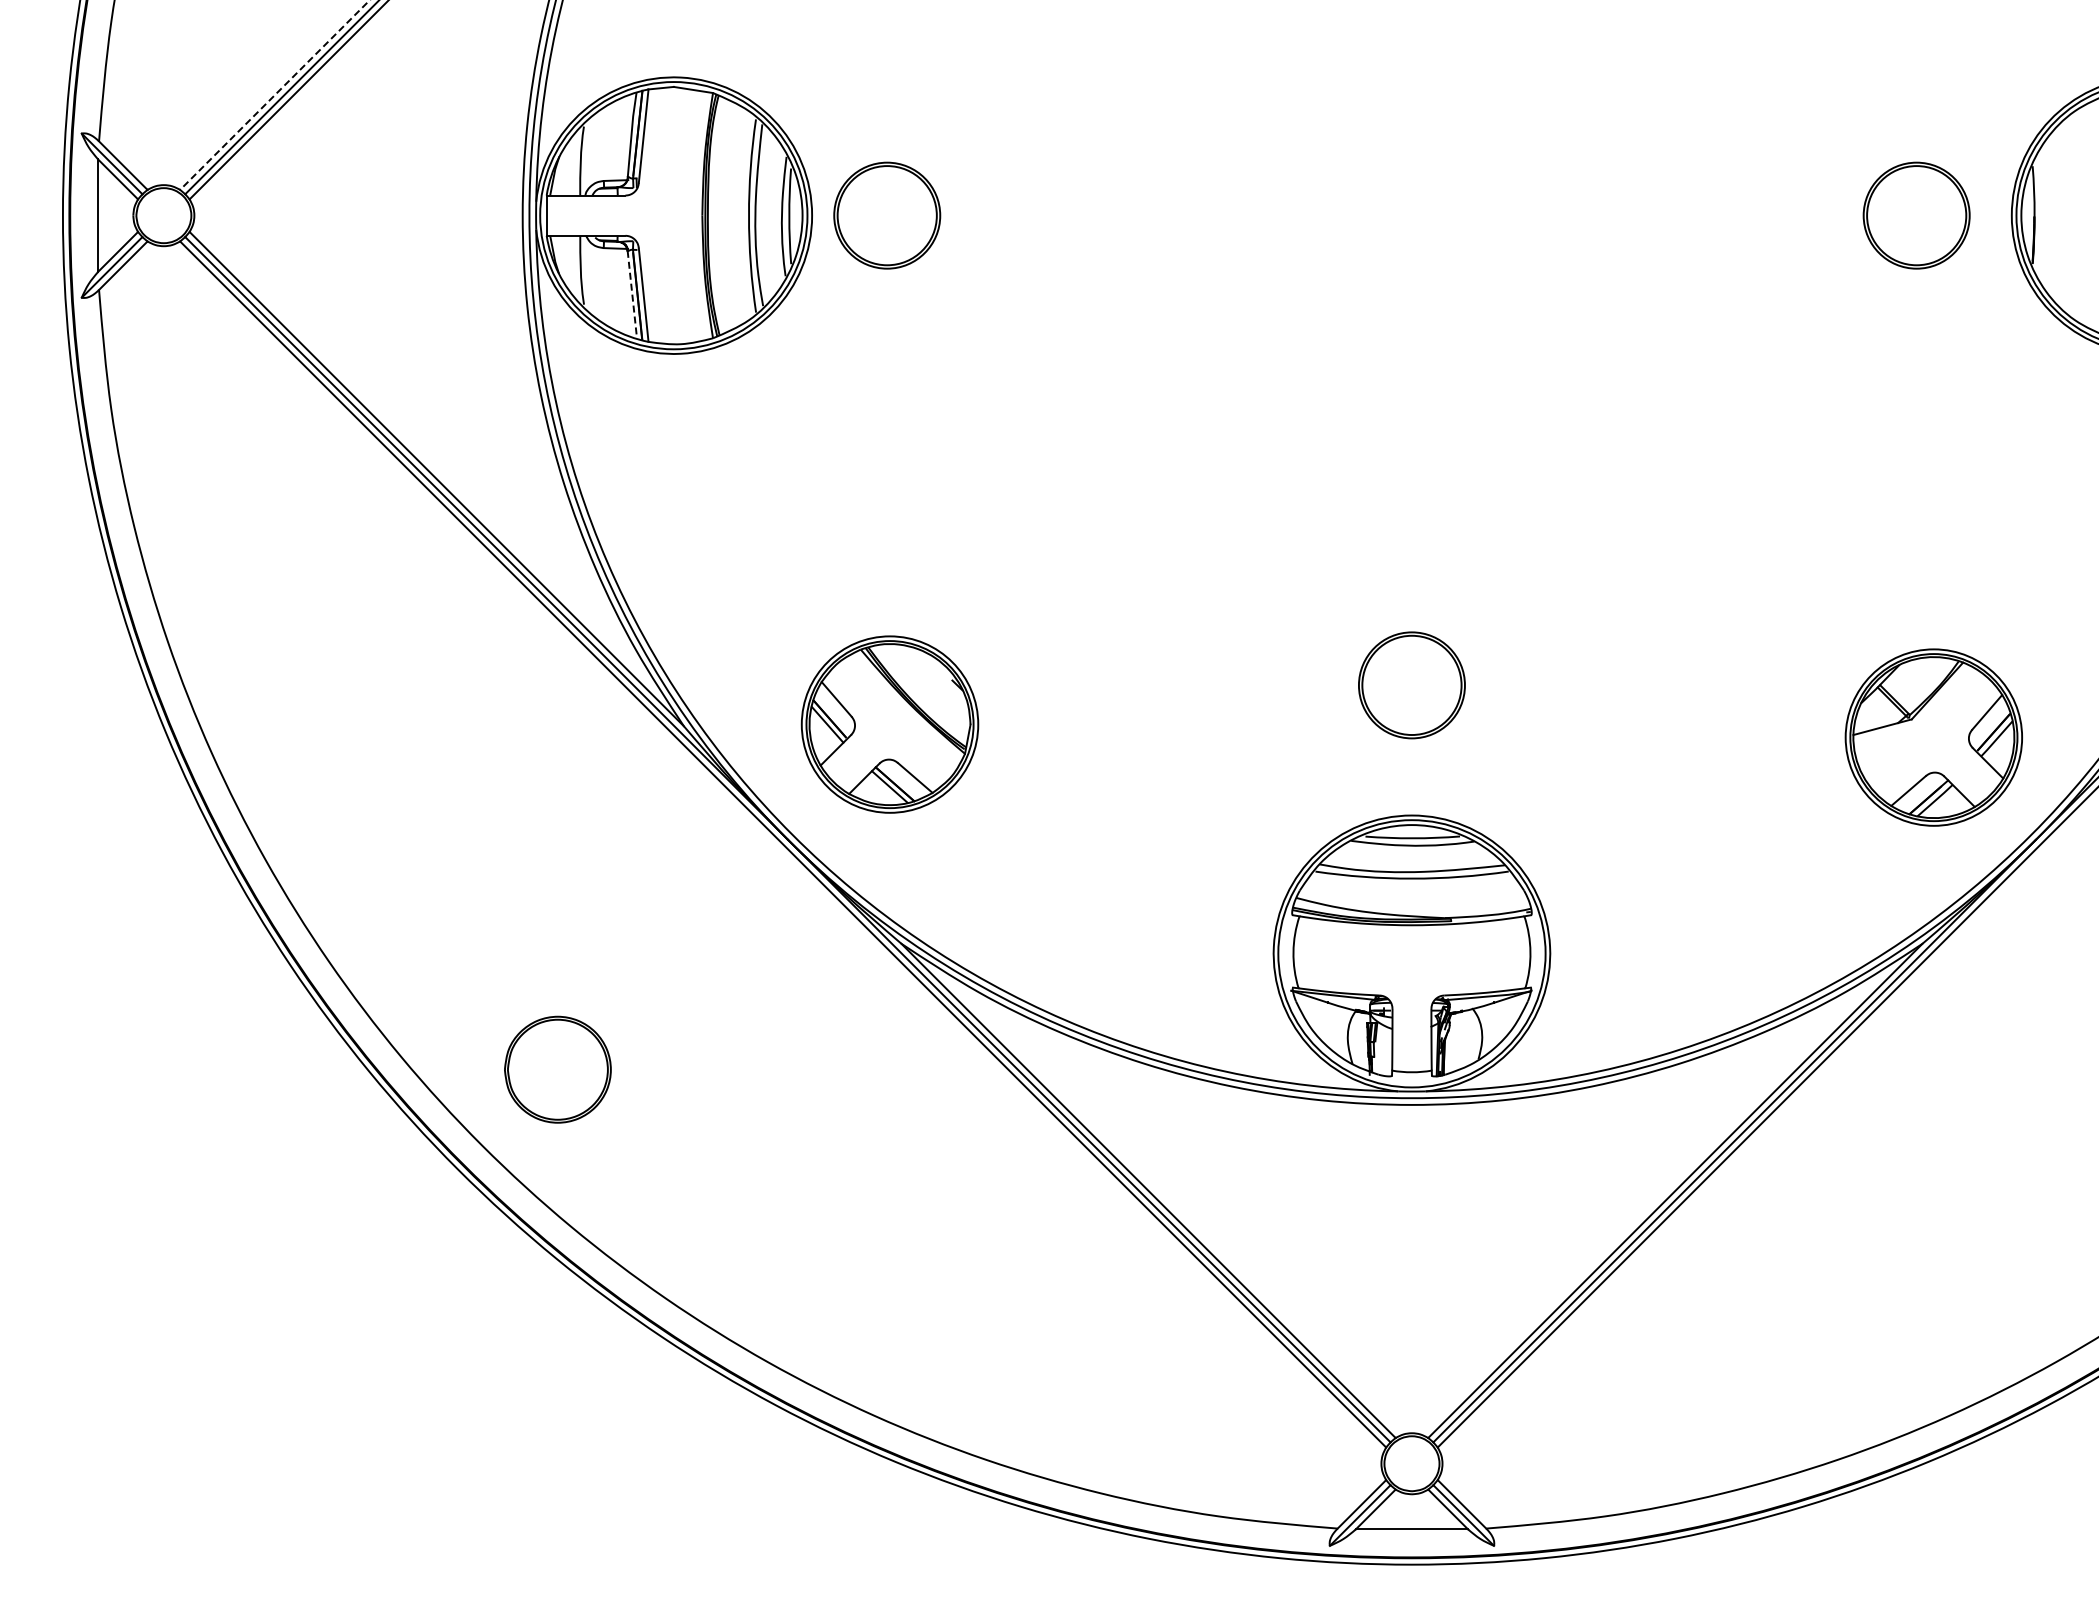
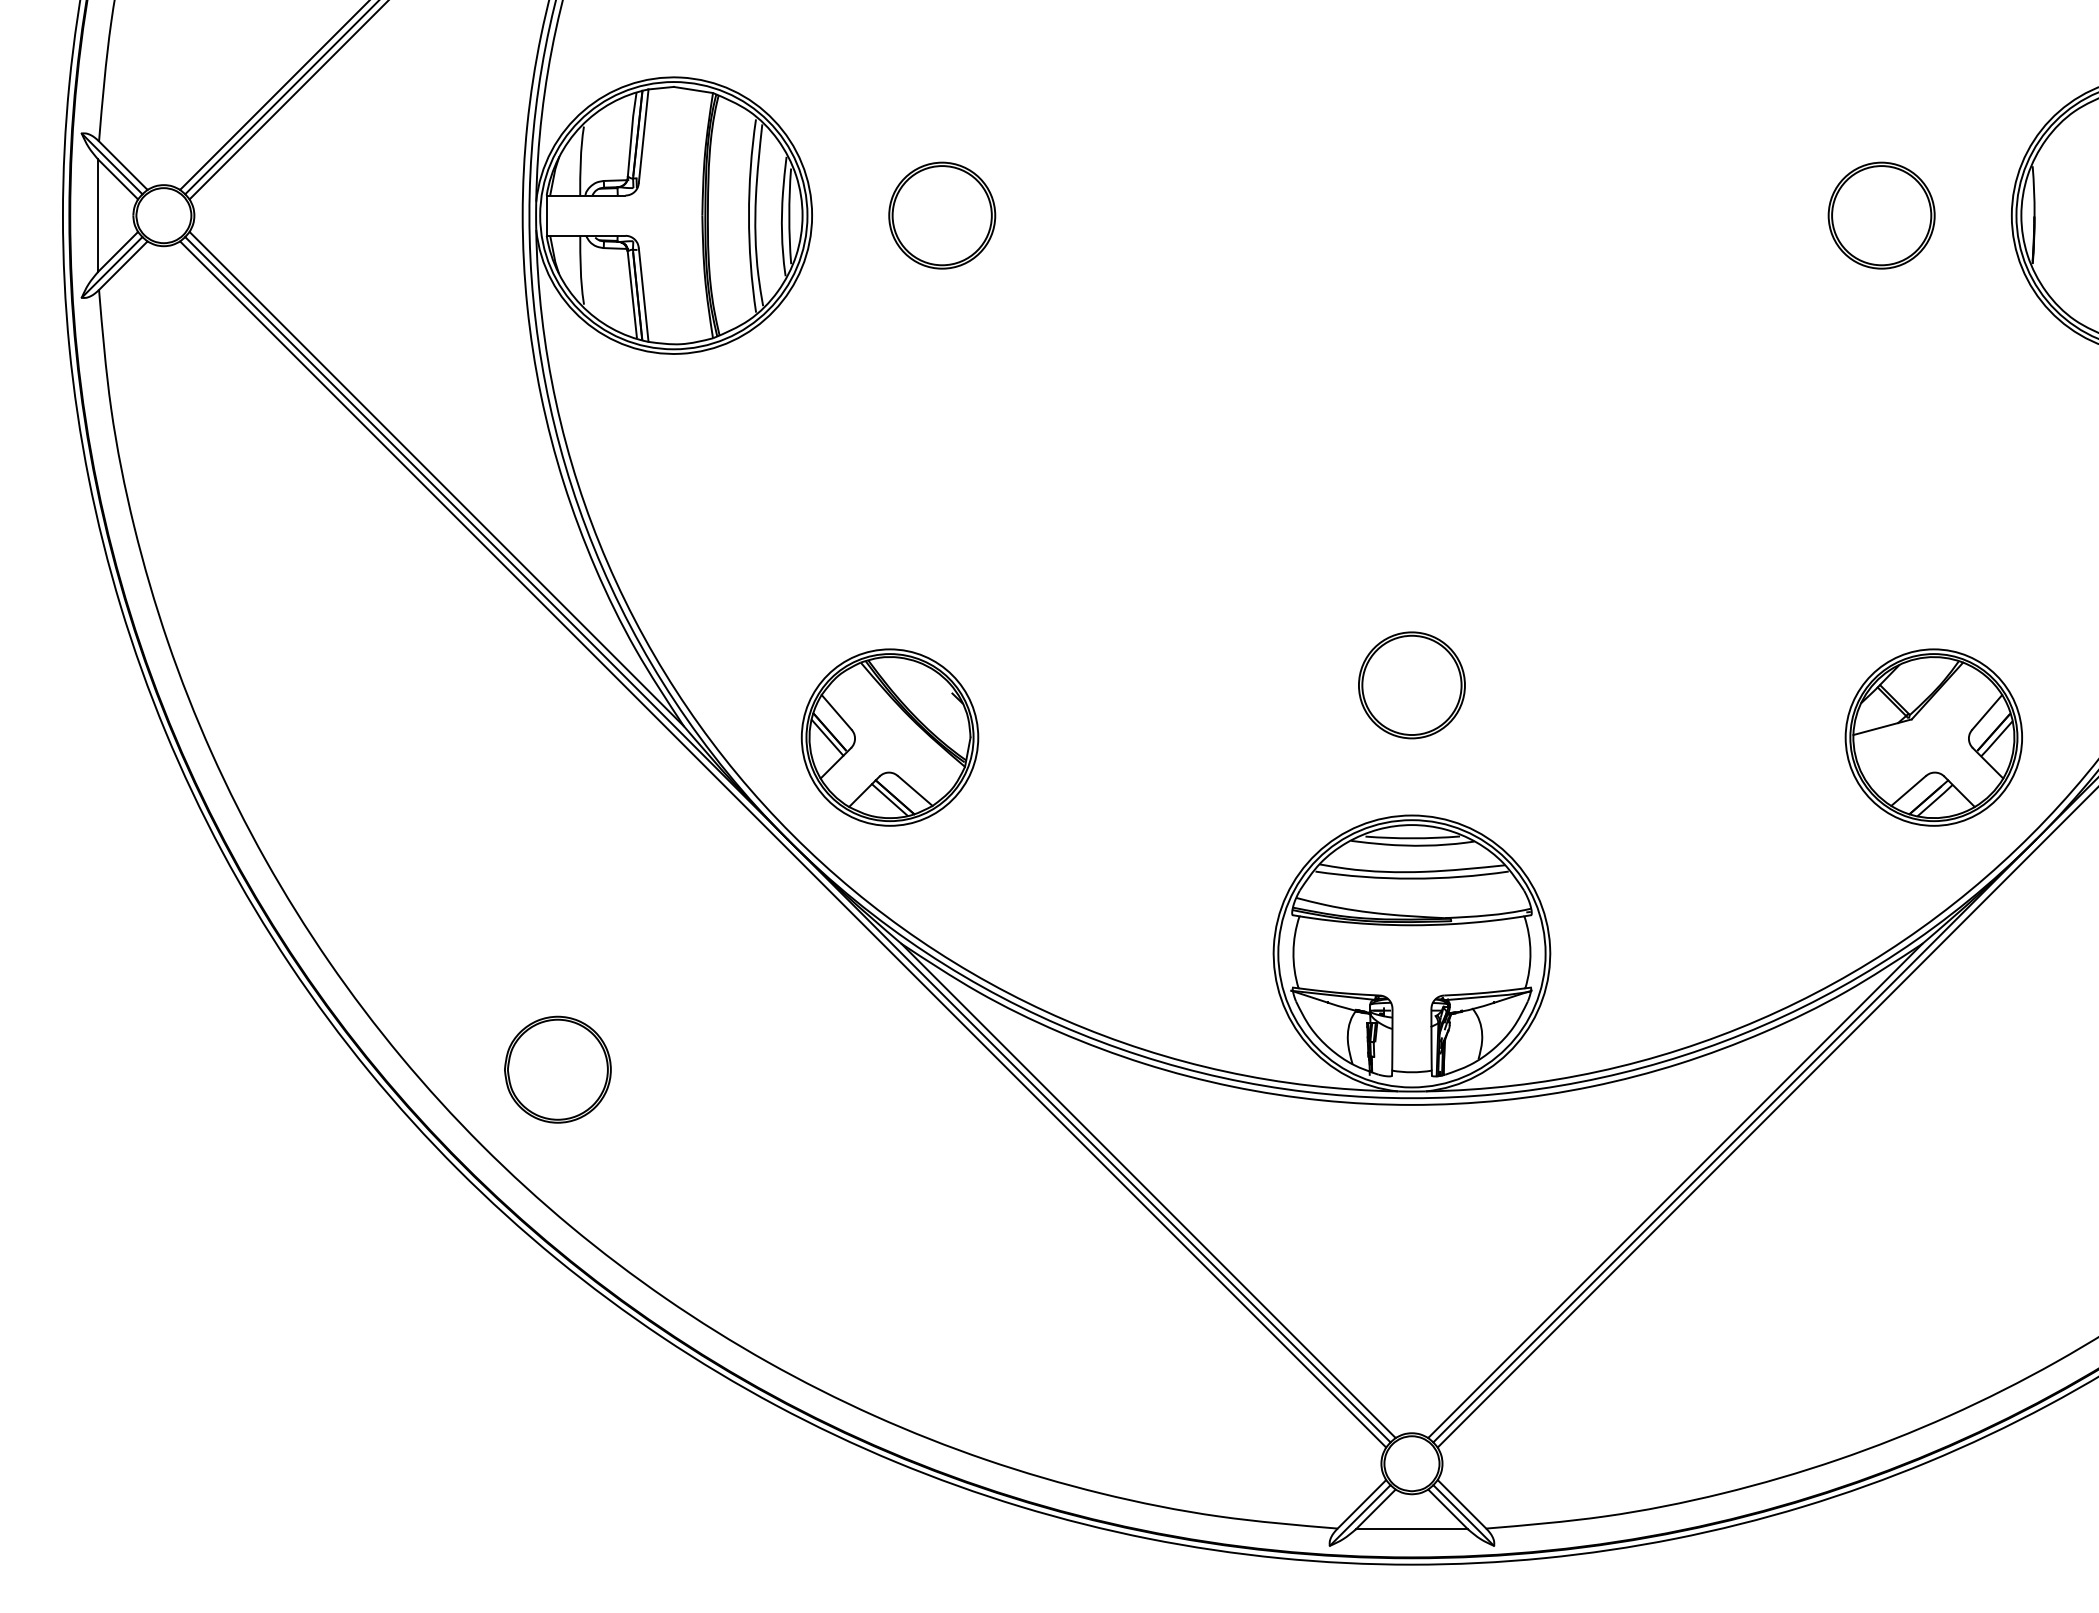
line: dashed -> solid (274, 95)
part position: (887, 215) -> (942, 215) (942, 215)
part position: (1916, 215) -> (1881, 215) (1881, 215)
line: dashed -> solid (632, 294)
part position: (889, 724) -> (889, 737) (889, 737)
